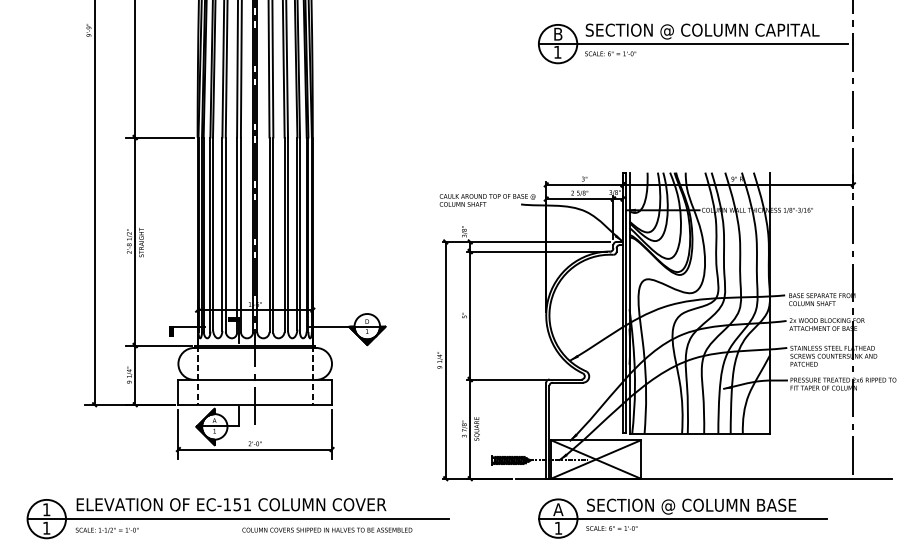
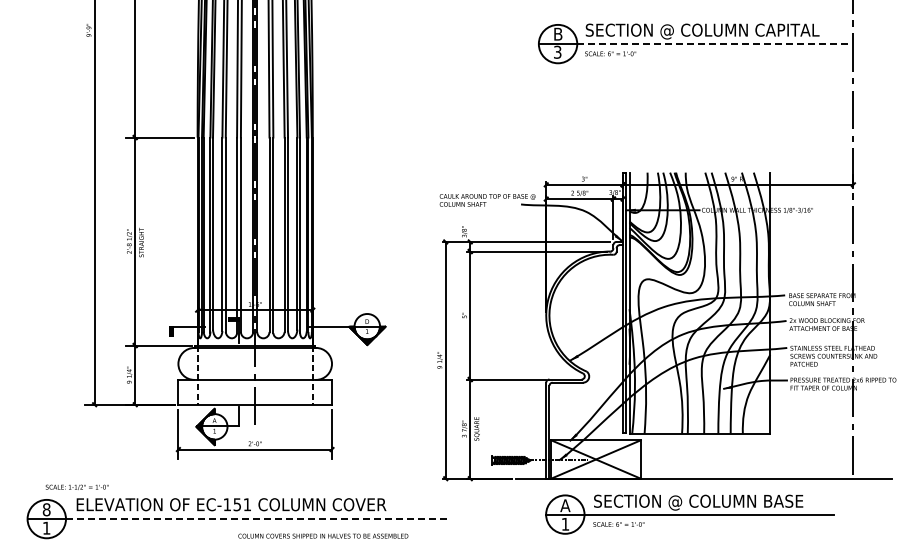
line: solid -> dashed (712, 44)
text: 1 -> 3 (557, 51)
text: 1 -> 8 (46, 509)
part position: (682, 518) -> (689, 514) (689, 514)
line: solid -> dashed (257, 519)
text position: (106, 529) -> (76, 486) (76, 486)
text position: (327, 529) -> (323, 535) (323, 535)
